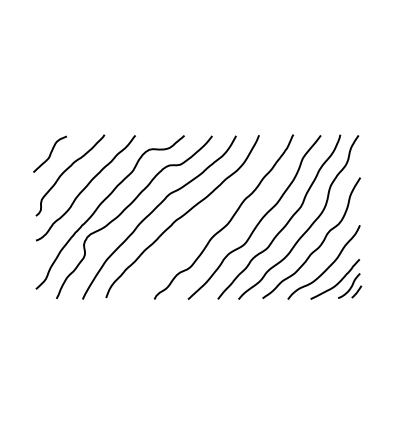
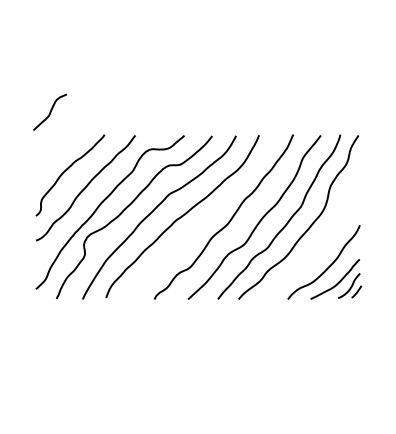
curve position: (49, 153) -> (49, 111) (49, 111)
curve: present -> none (320, 243)
